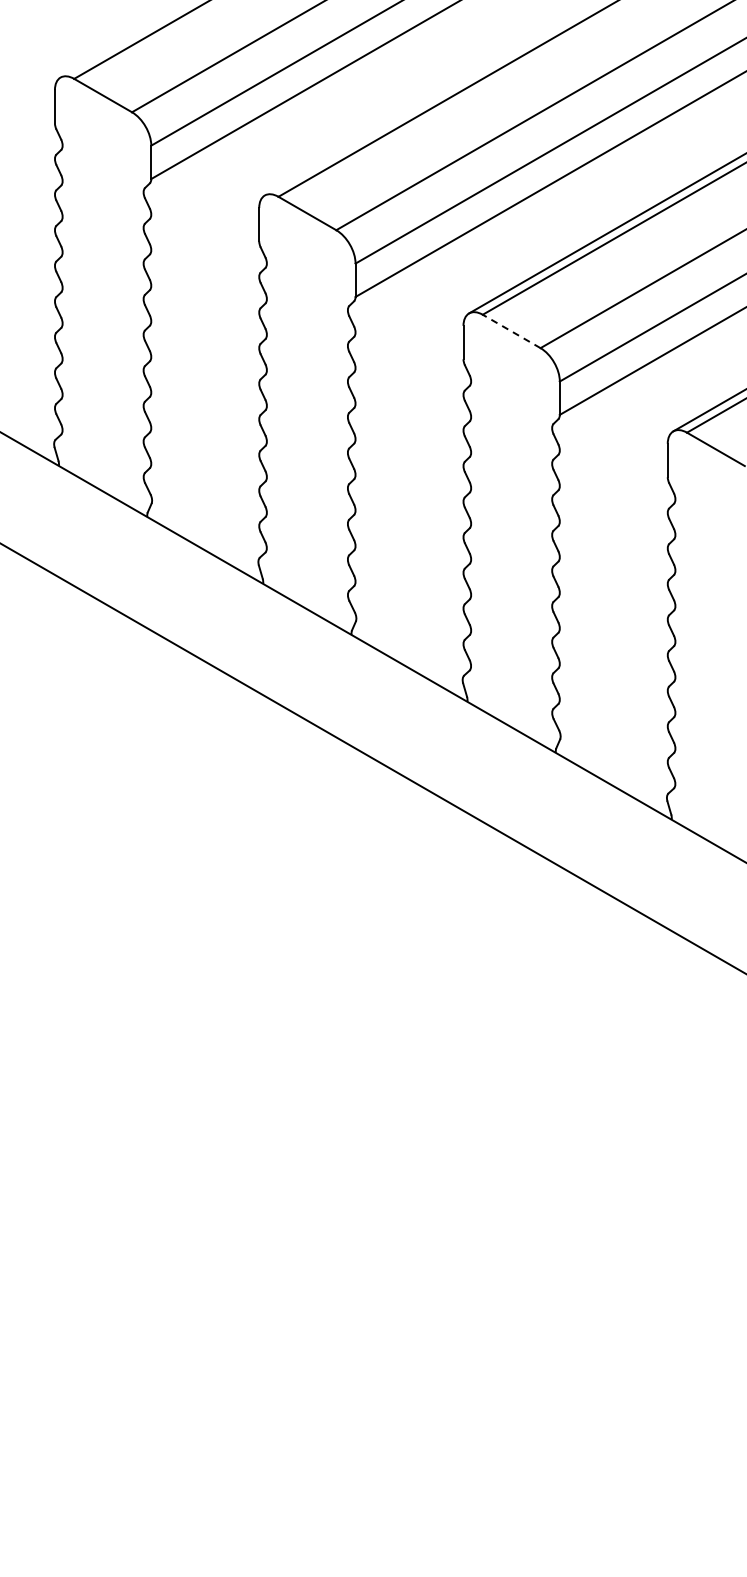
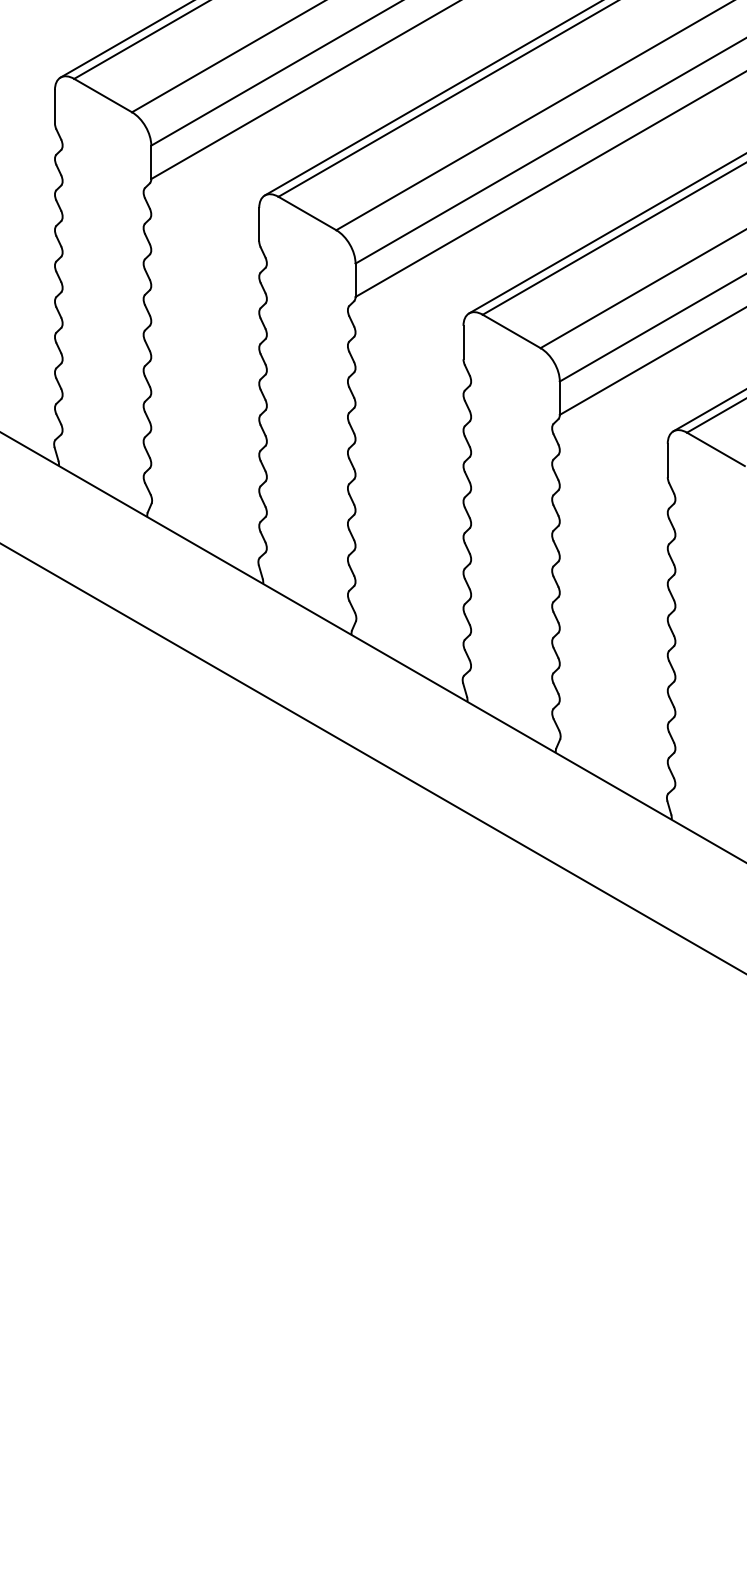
line: none -> present (125, 39)
line: none -> present (431, 98)
line: dashed -> solid (511, 331)
